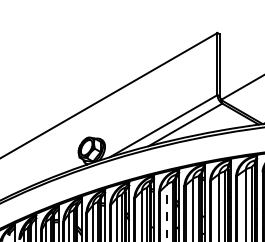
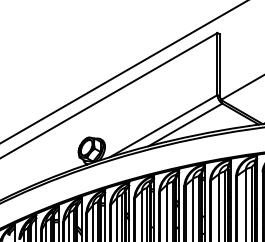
line: none -> present (123, 72)
line: dashed -> solid (167, 212)
